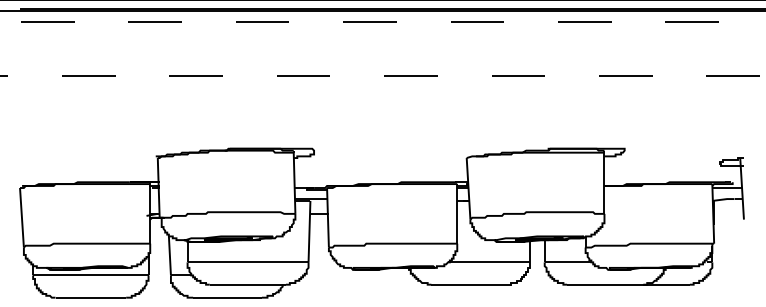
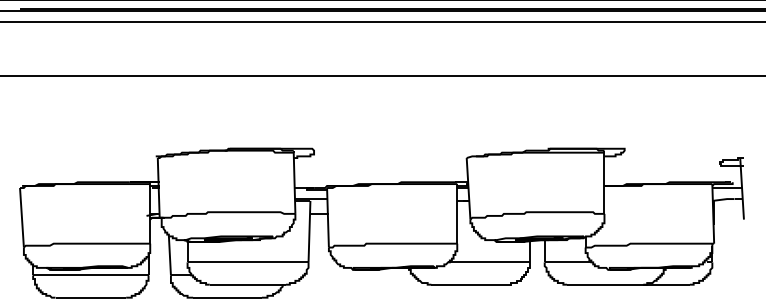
line: dashed -> solid (382, 22)
line: dashed -> solid (383, 76)
